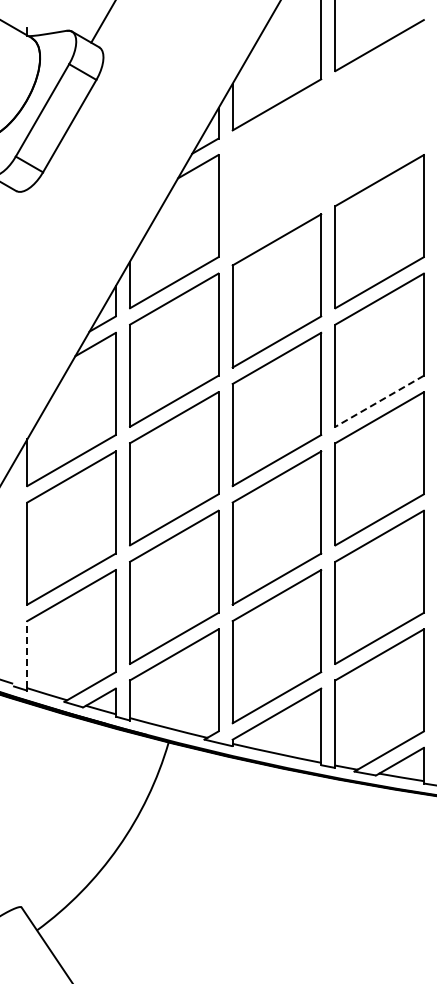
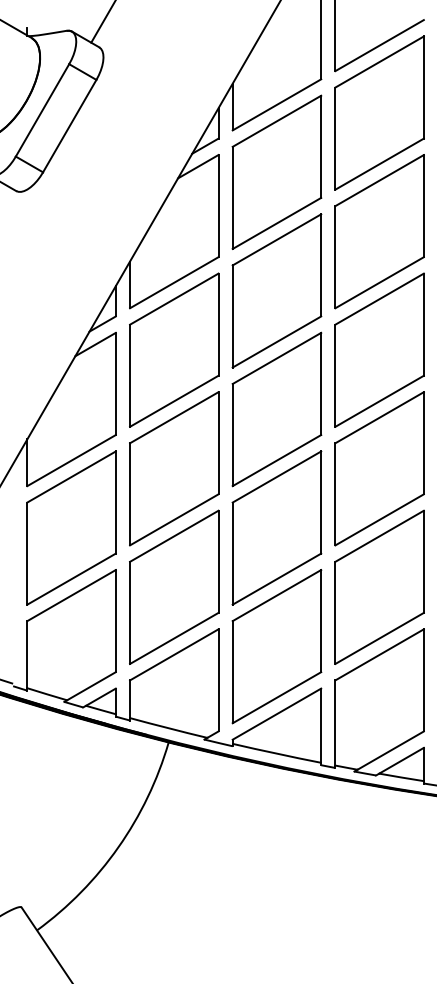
part: none -> present (379, 112)
part: none -> present (276, 171)
line: dashed -> solid (379, 401)
line: dashed -> solid (27, 654)
